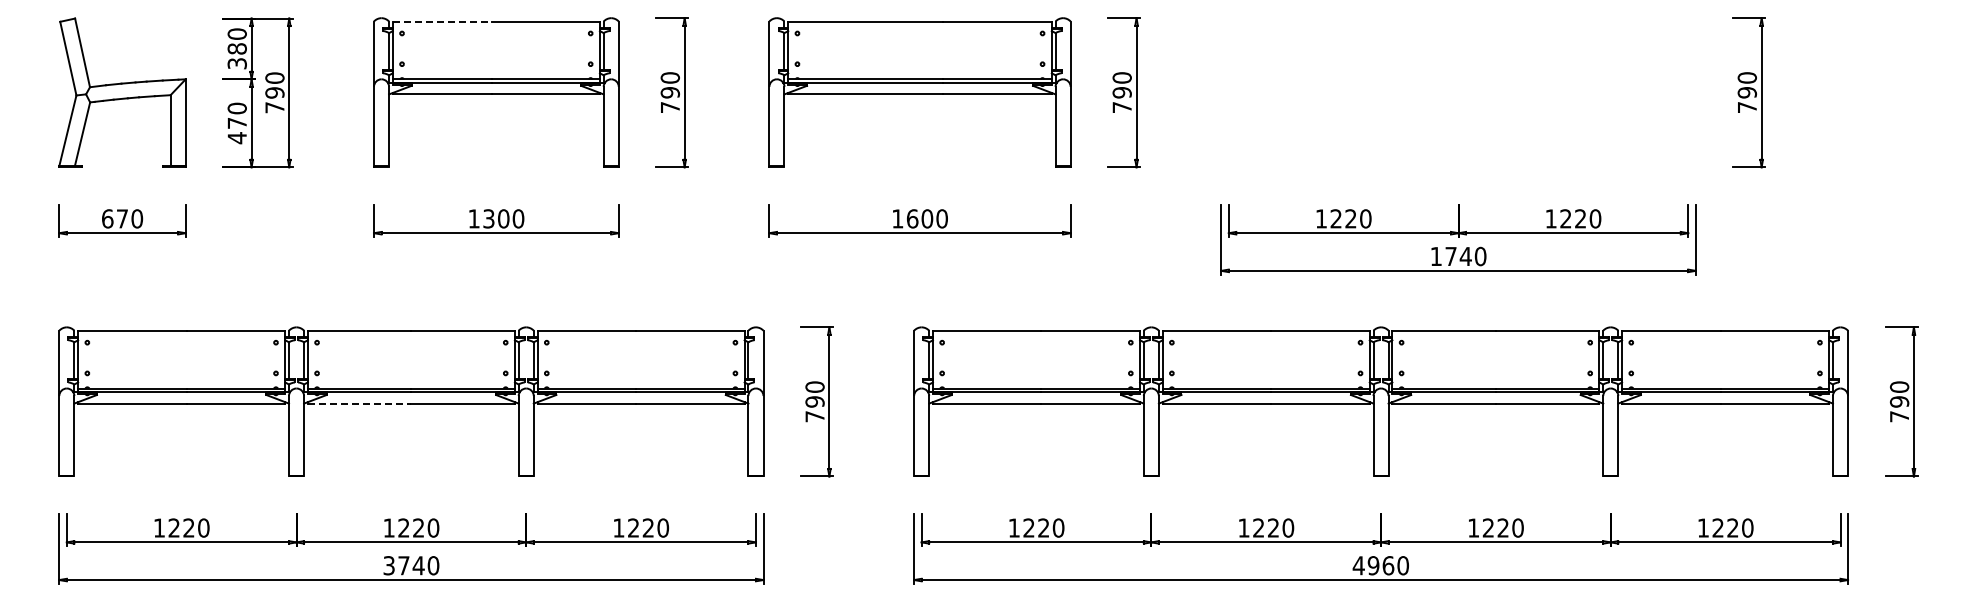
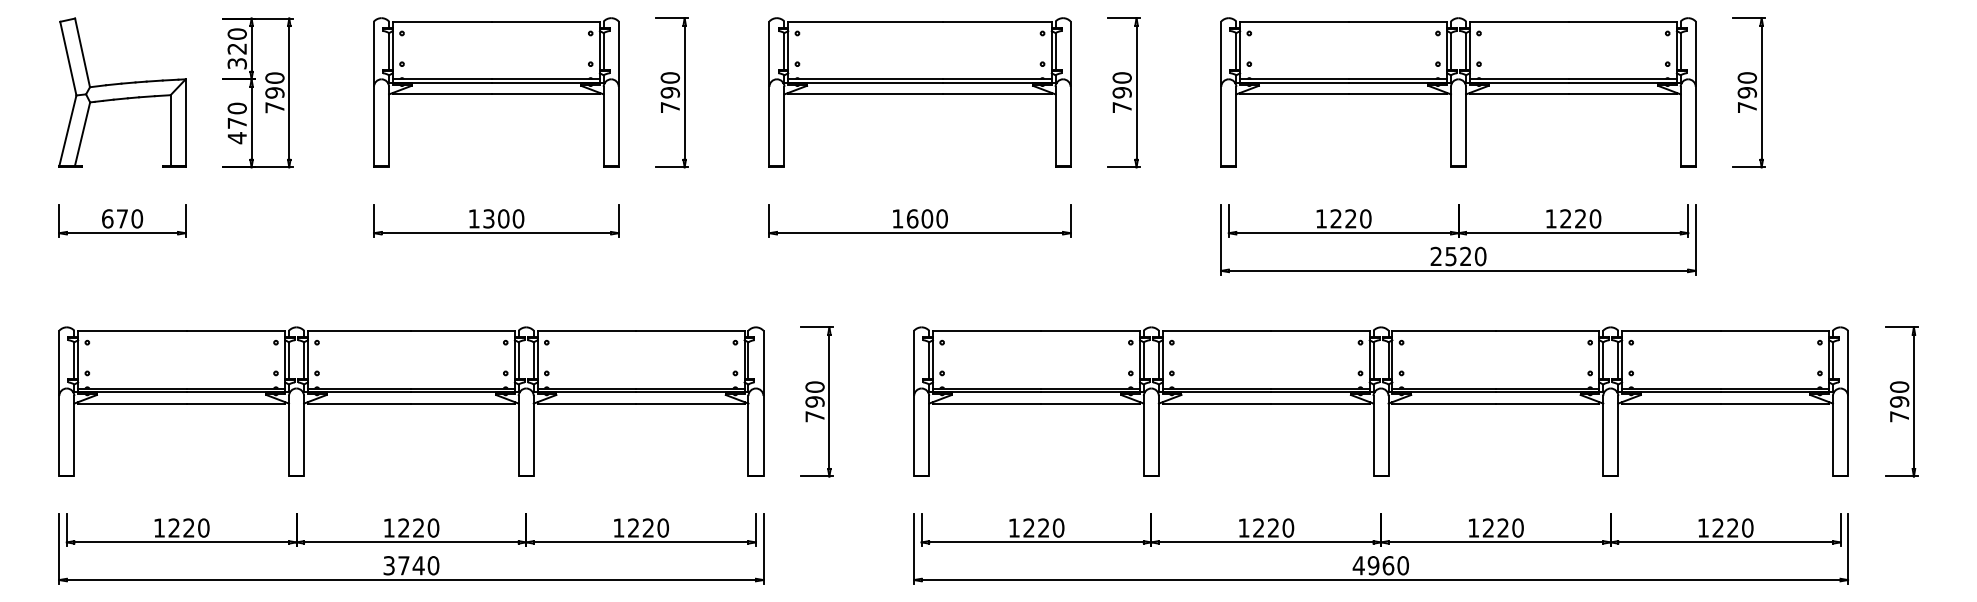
line: dashed -> solid (442, 21)
text: 380 -> 320 (236, 48)
part: none -> present (1458, 92)
text: 1740 -> 2520 (1450, 256)
line: dashed -> solid (359, 403)
